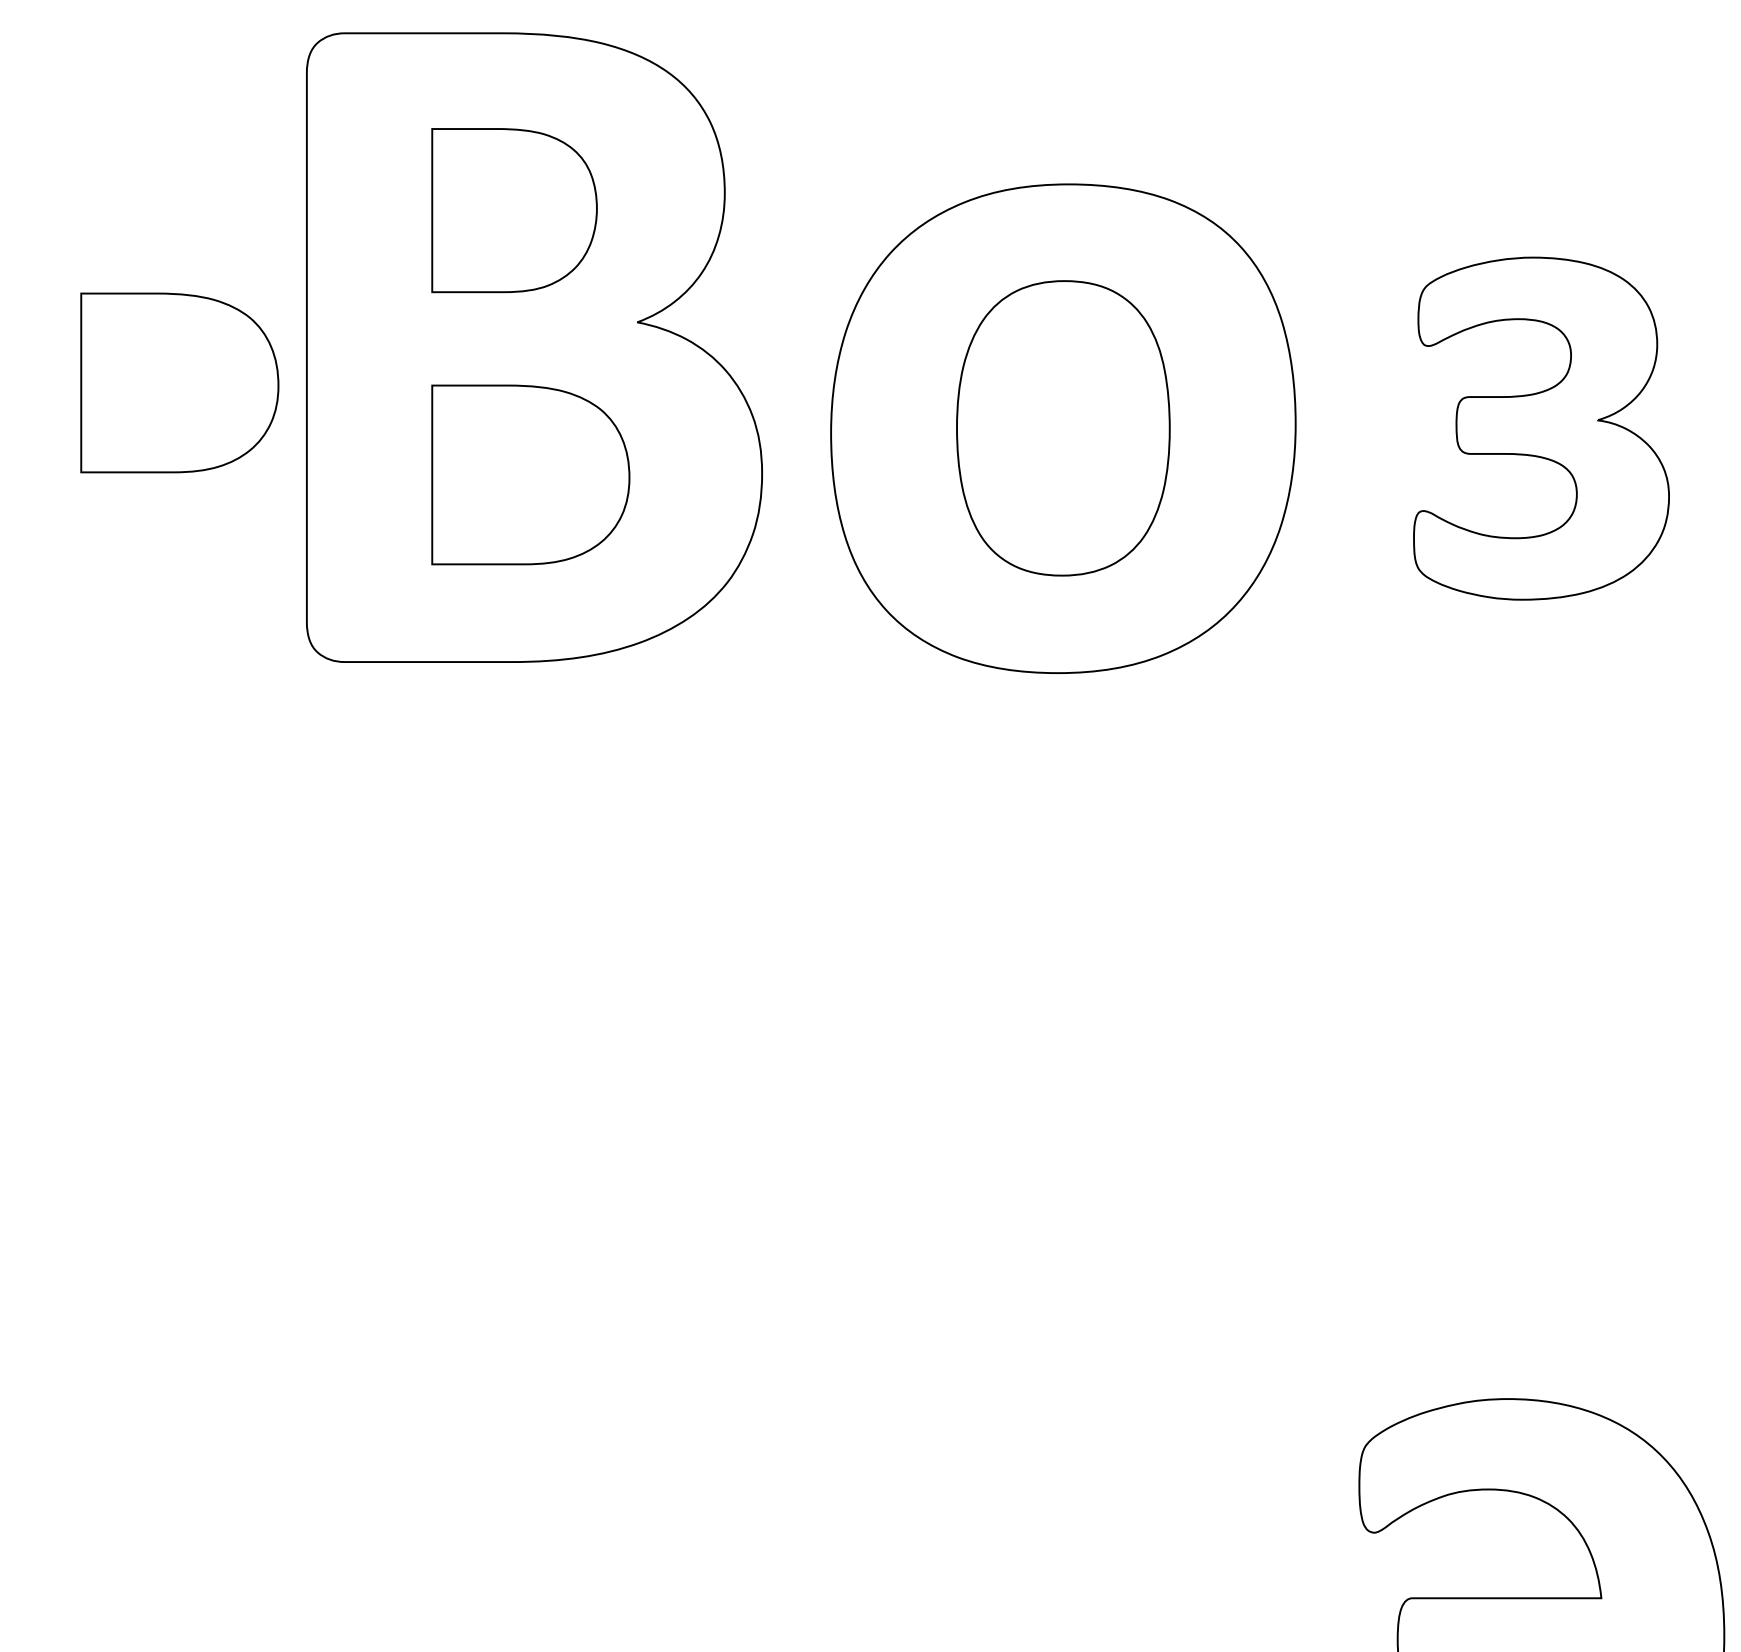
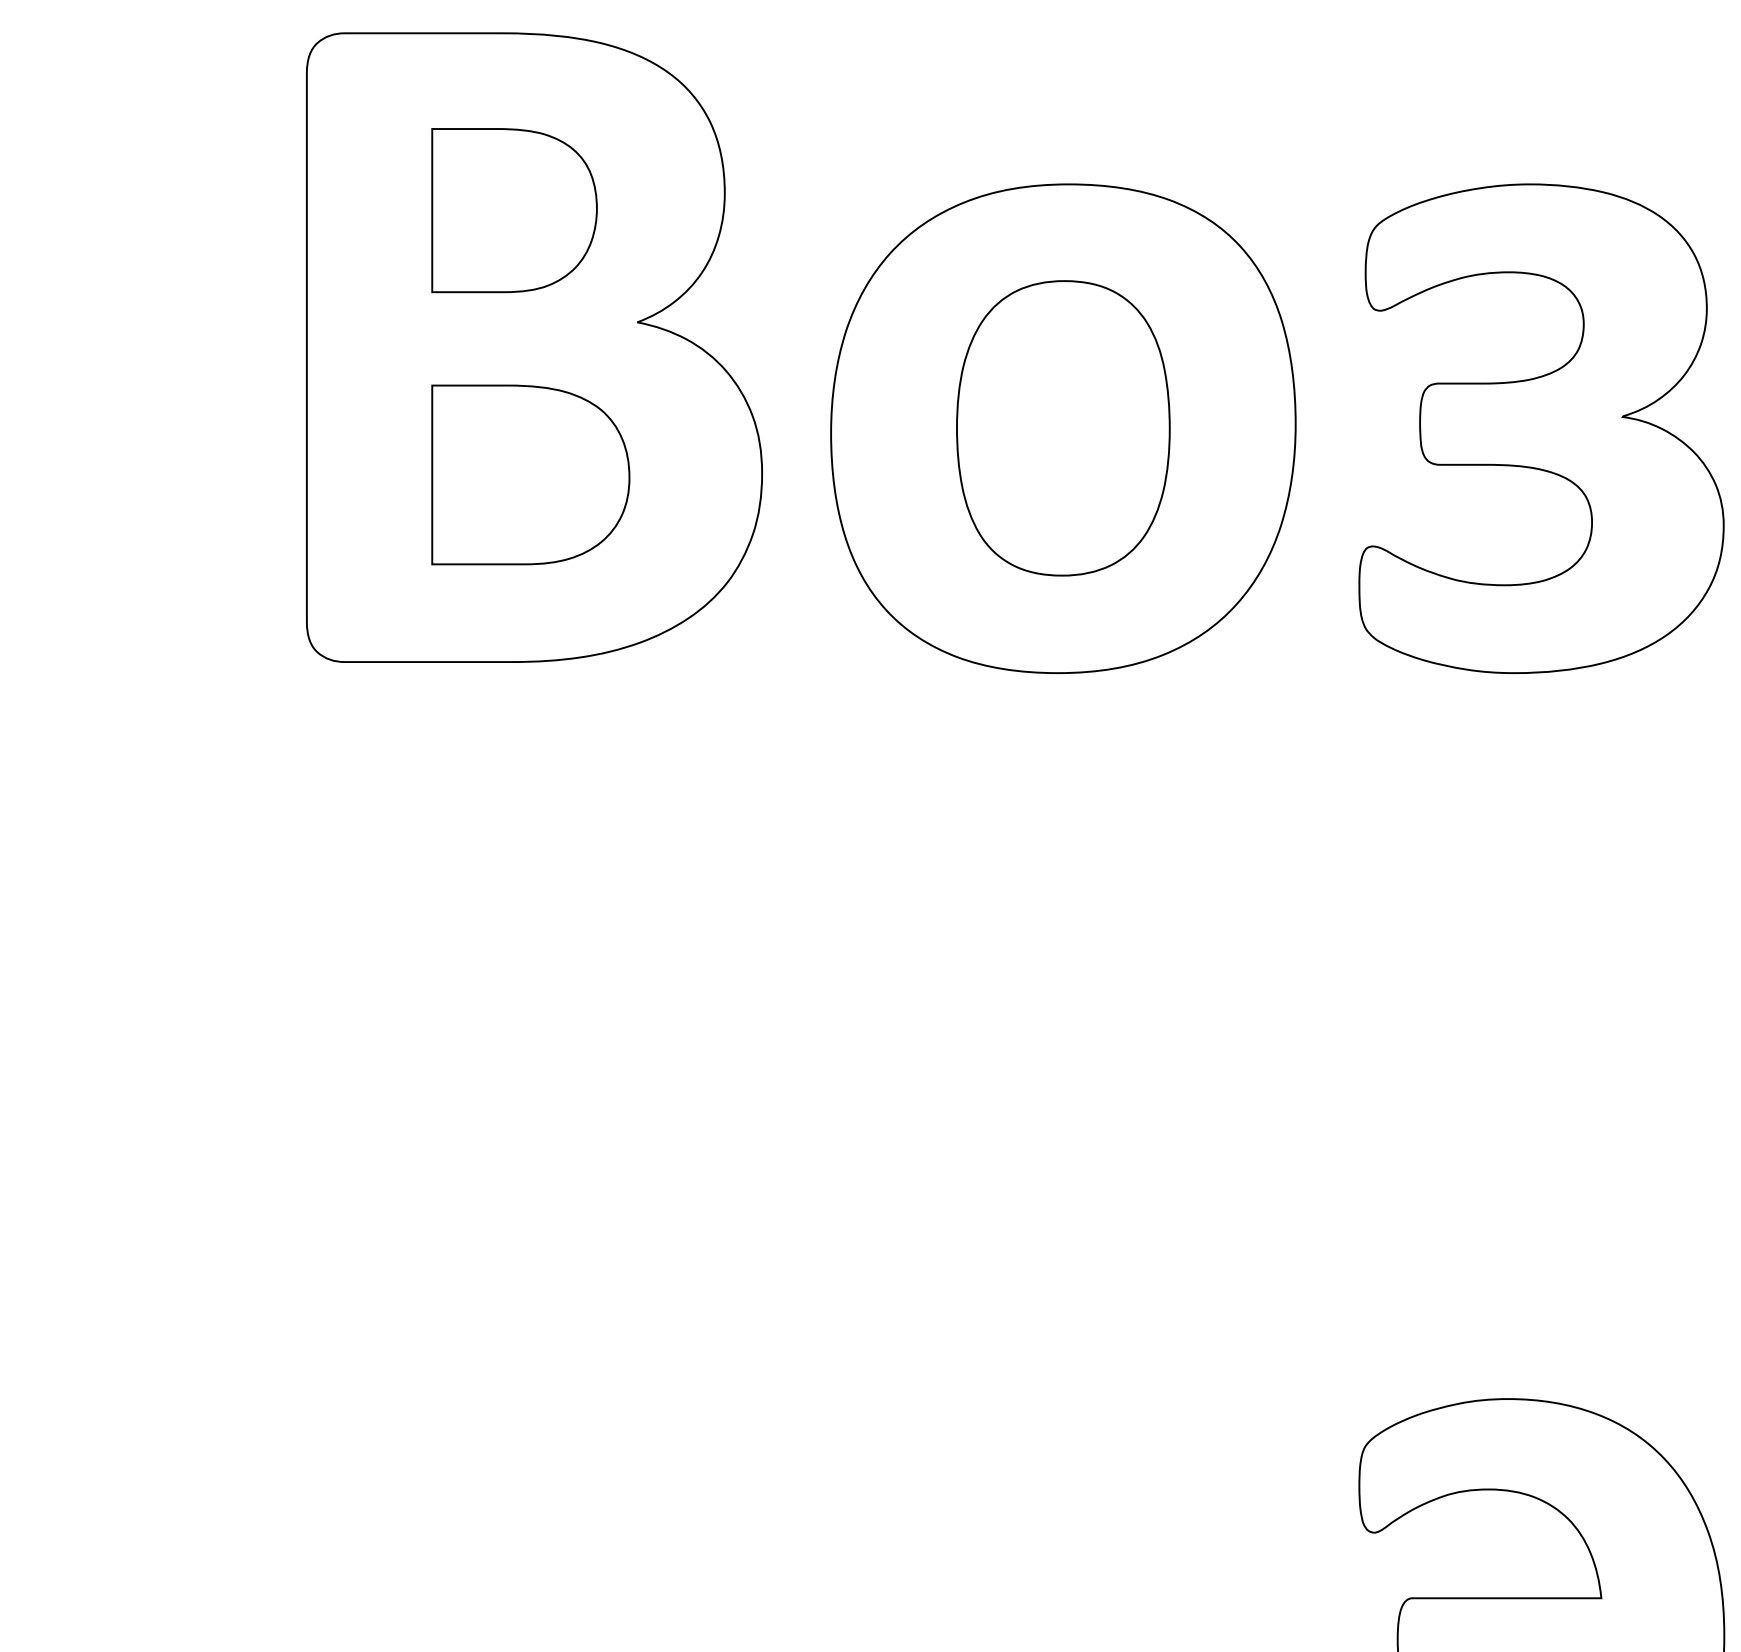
part: present -> none (179, 382)
part size: 257x345 px -> 367x491 px (1541, 428)
